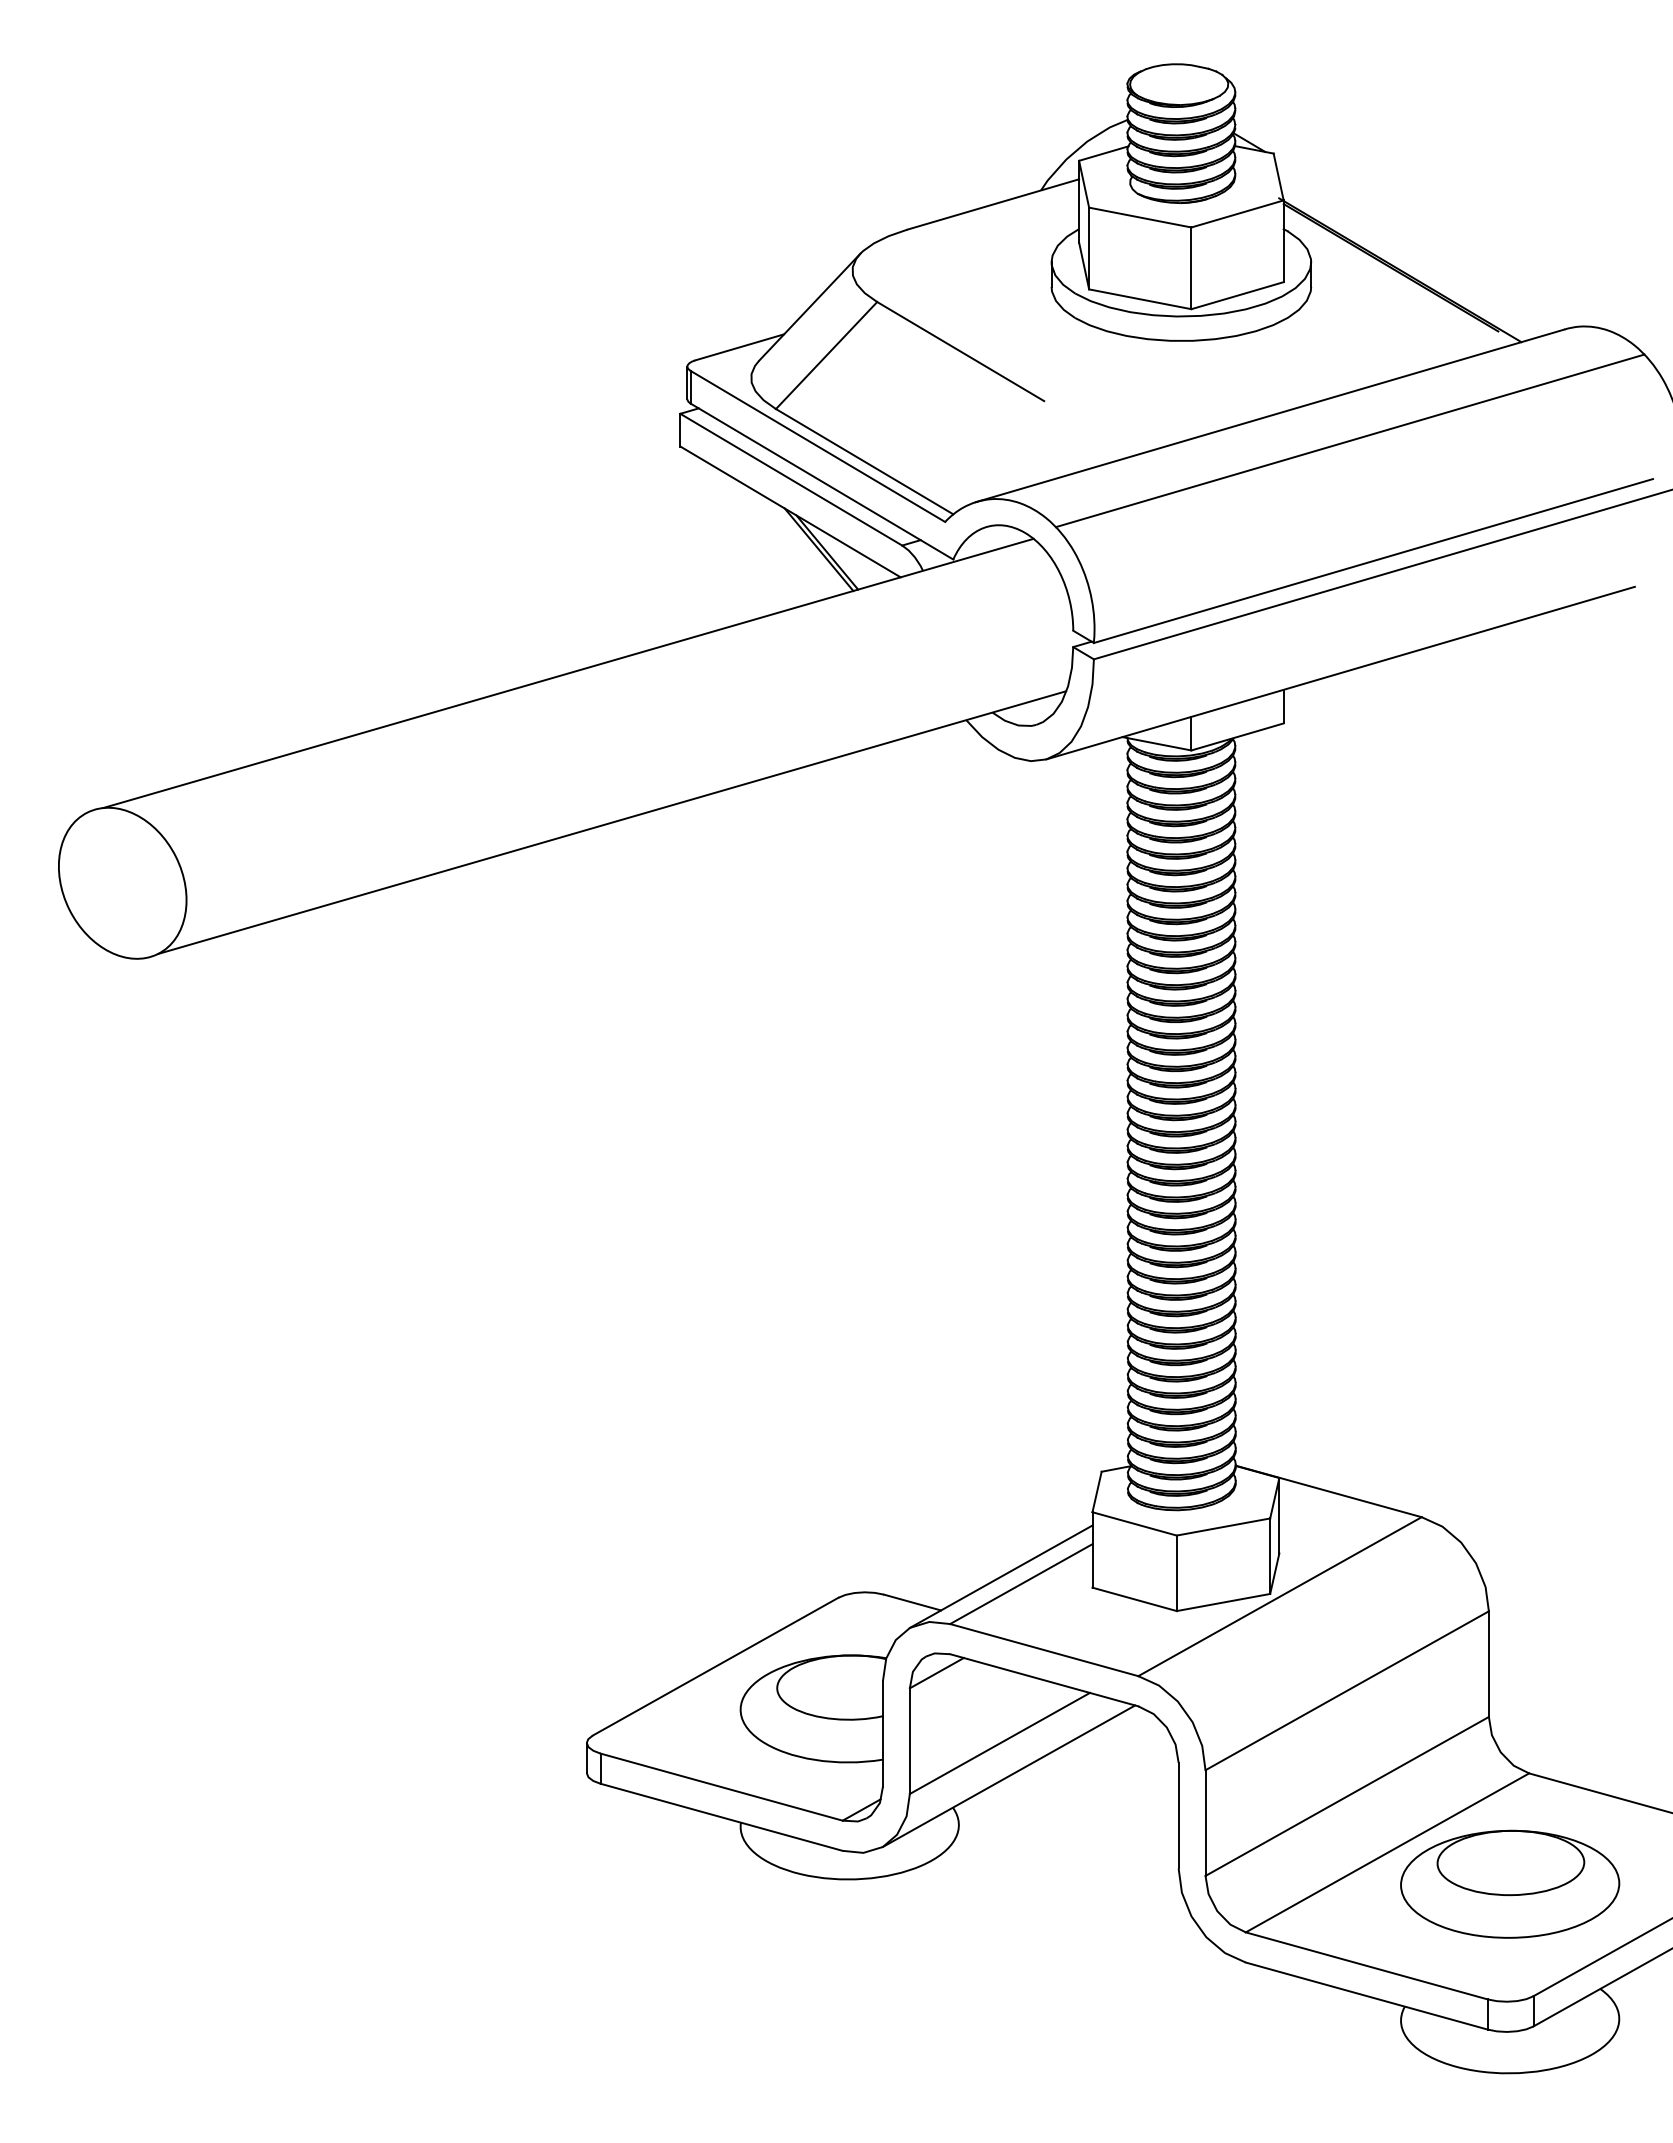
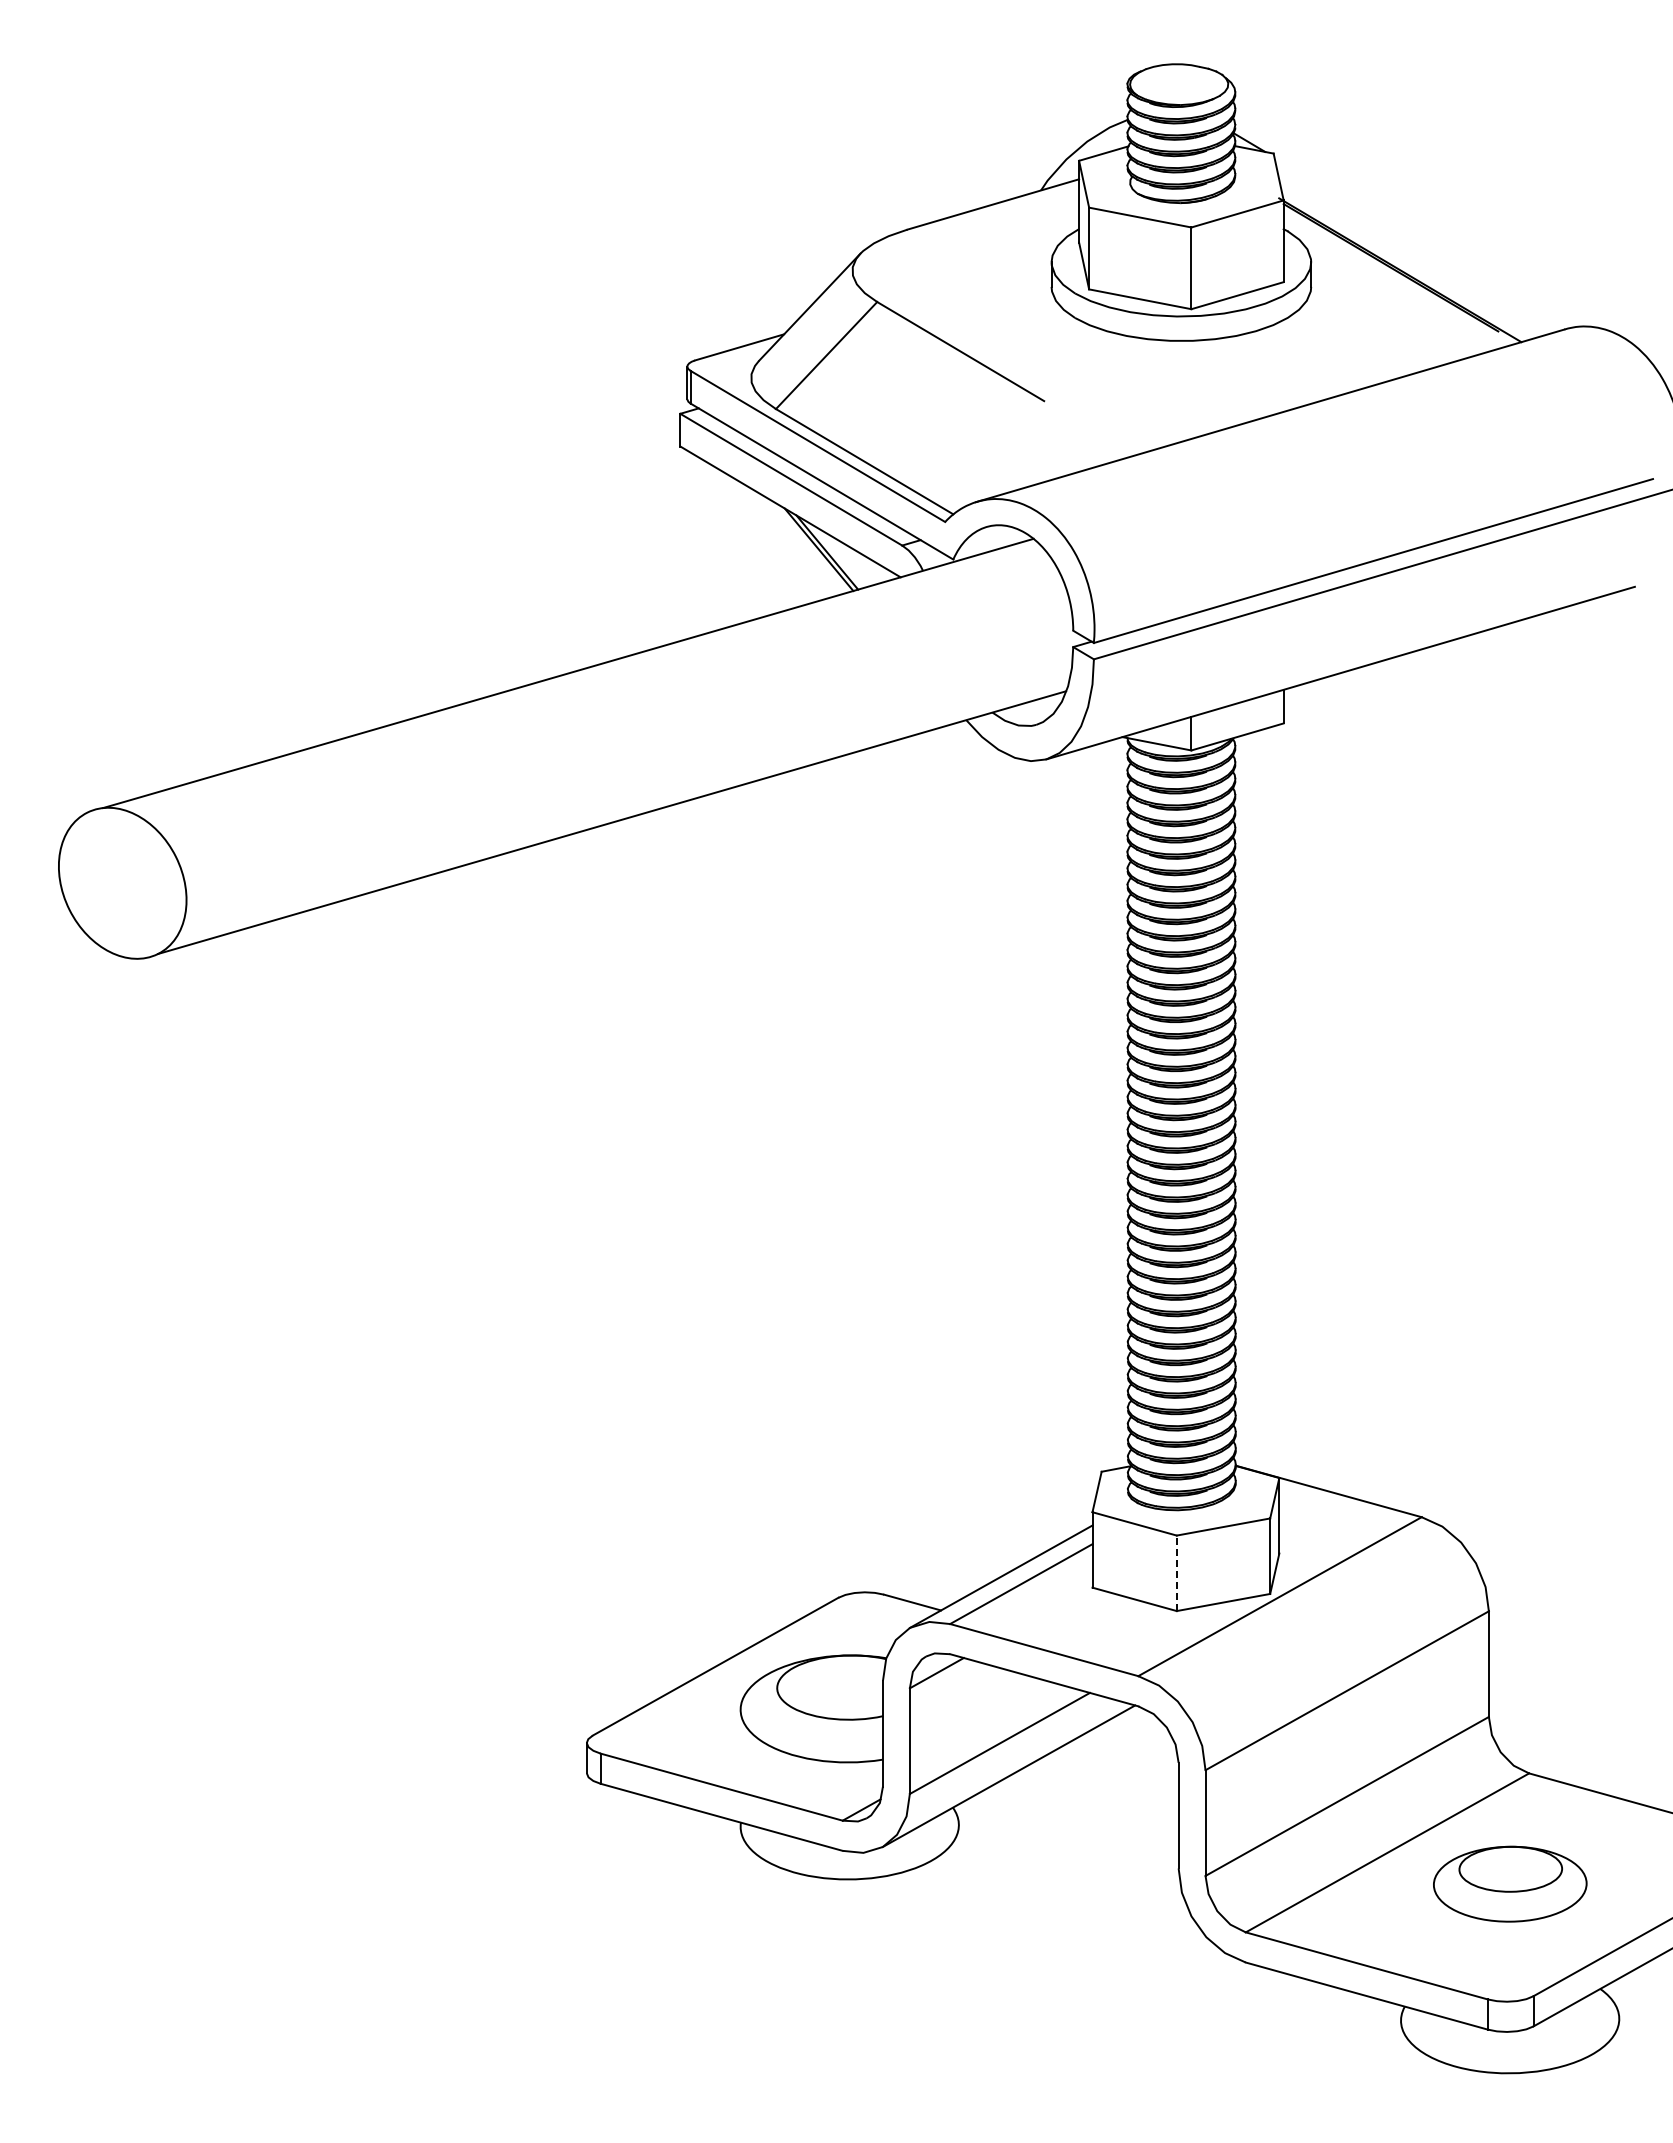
line: present -> none (1349, 440)
line: solid -> dashed (1176, 1573)
part size: 221x110 px -> 155x78 px (1510, 1883)
